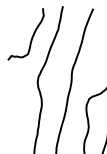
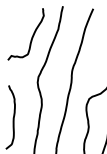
curve: none -> present (12, 118)
